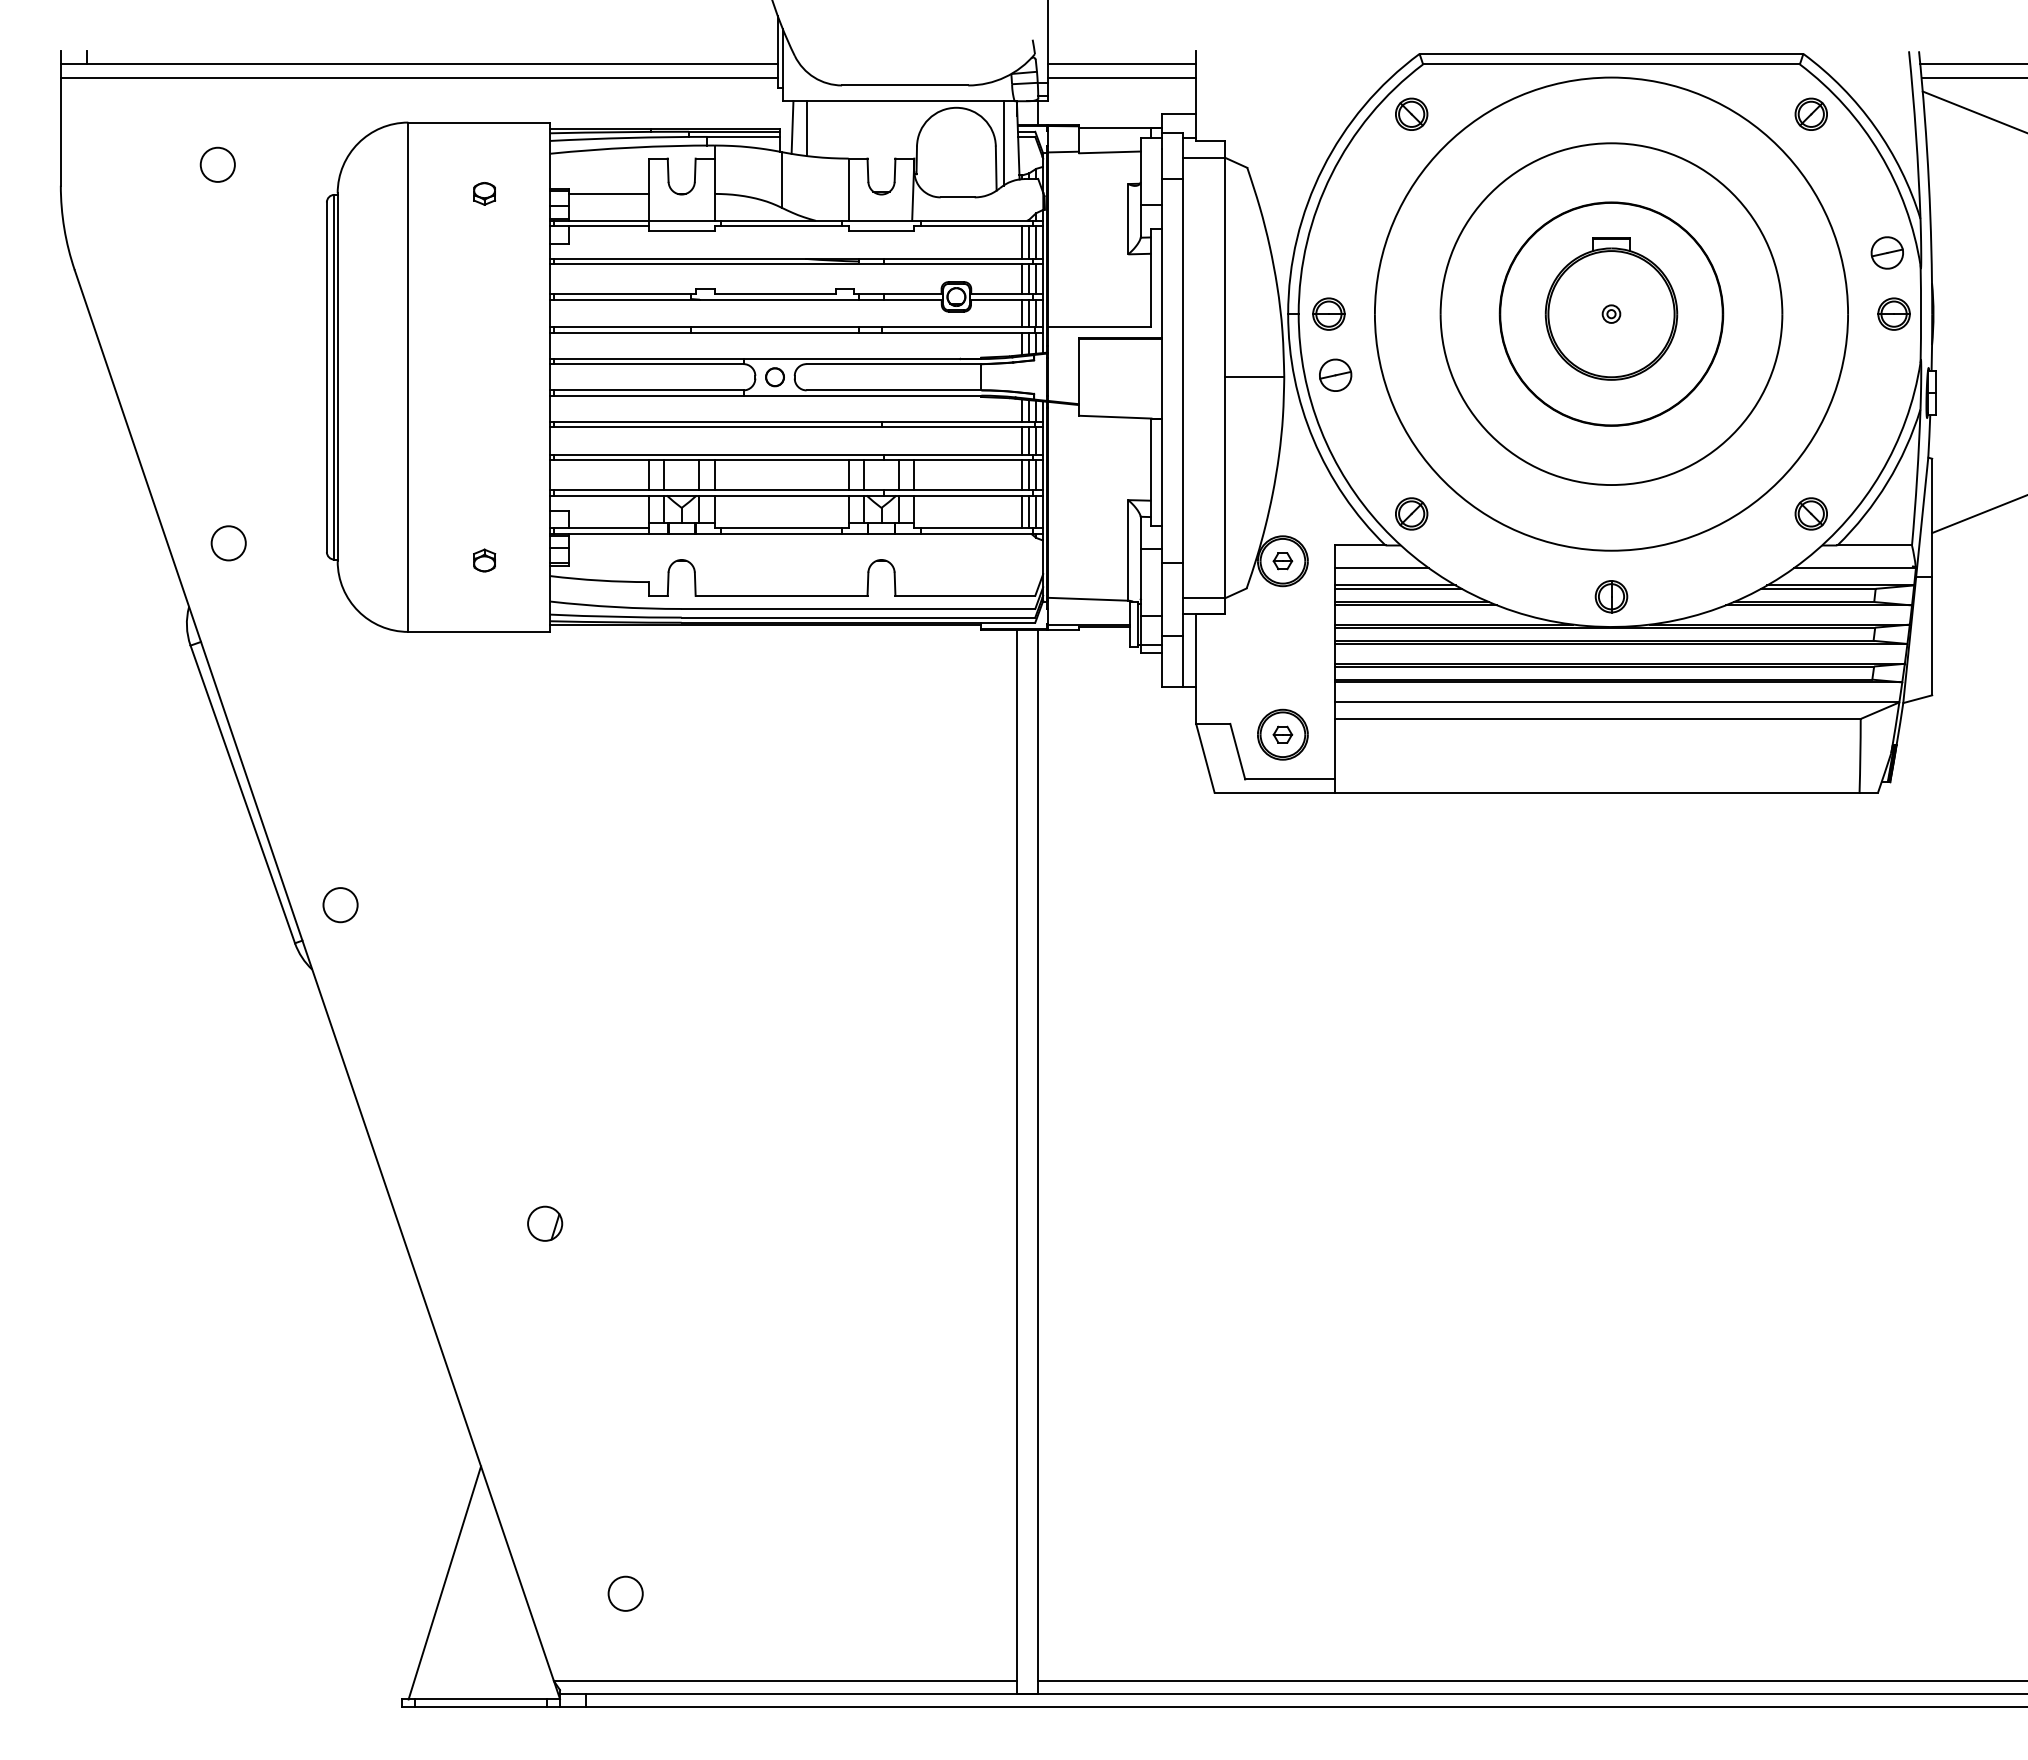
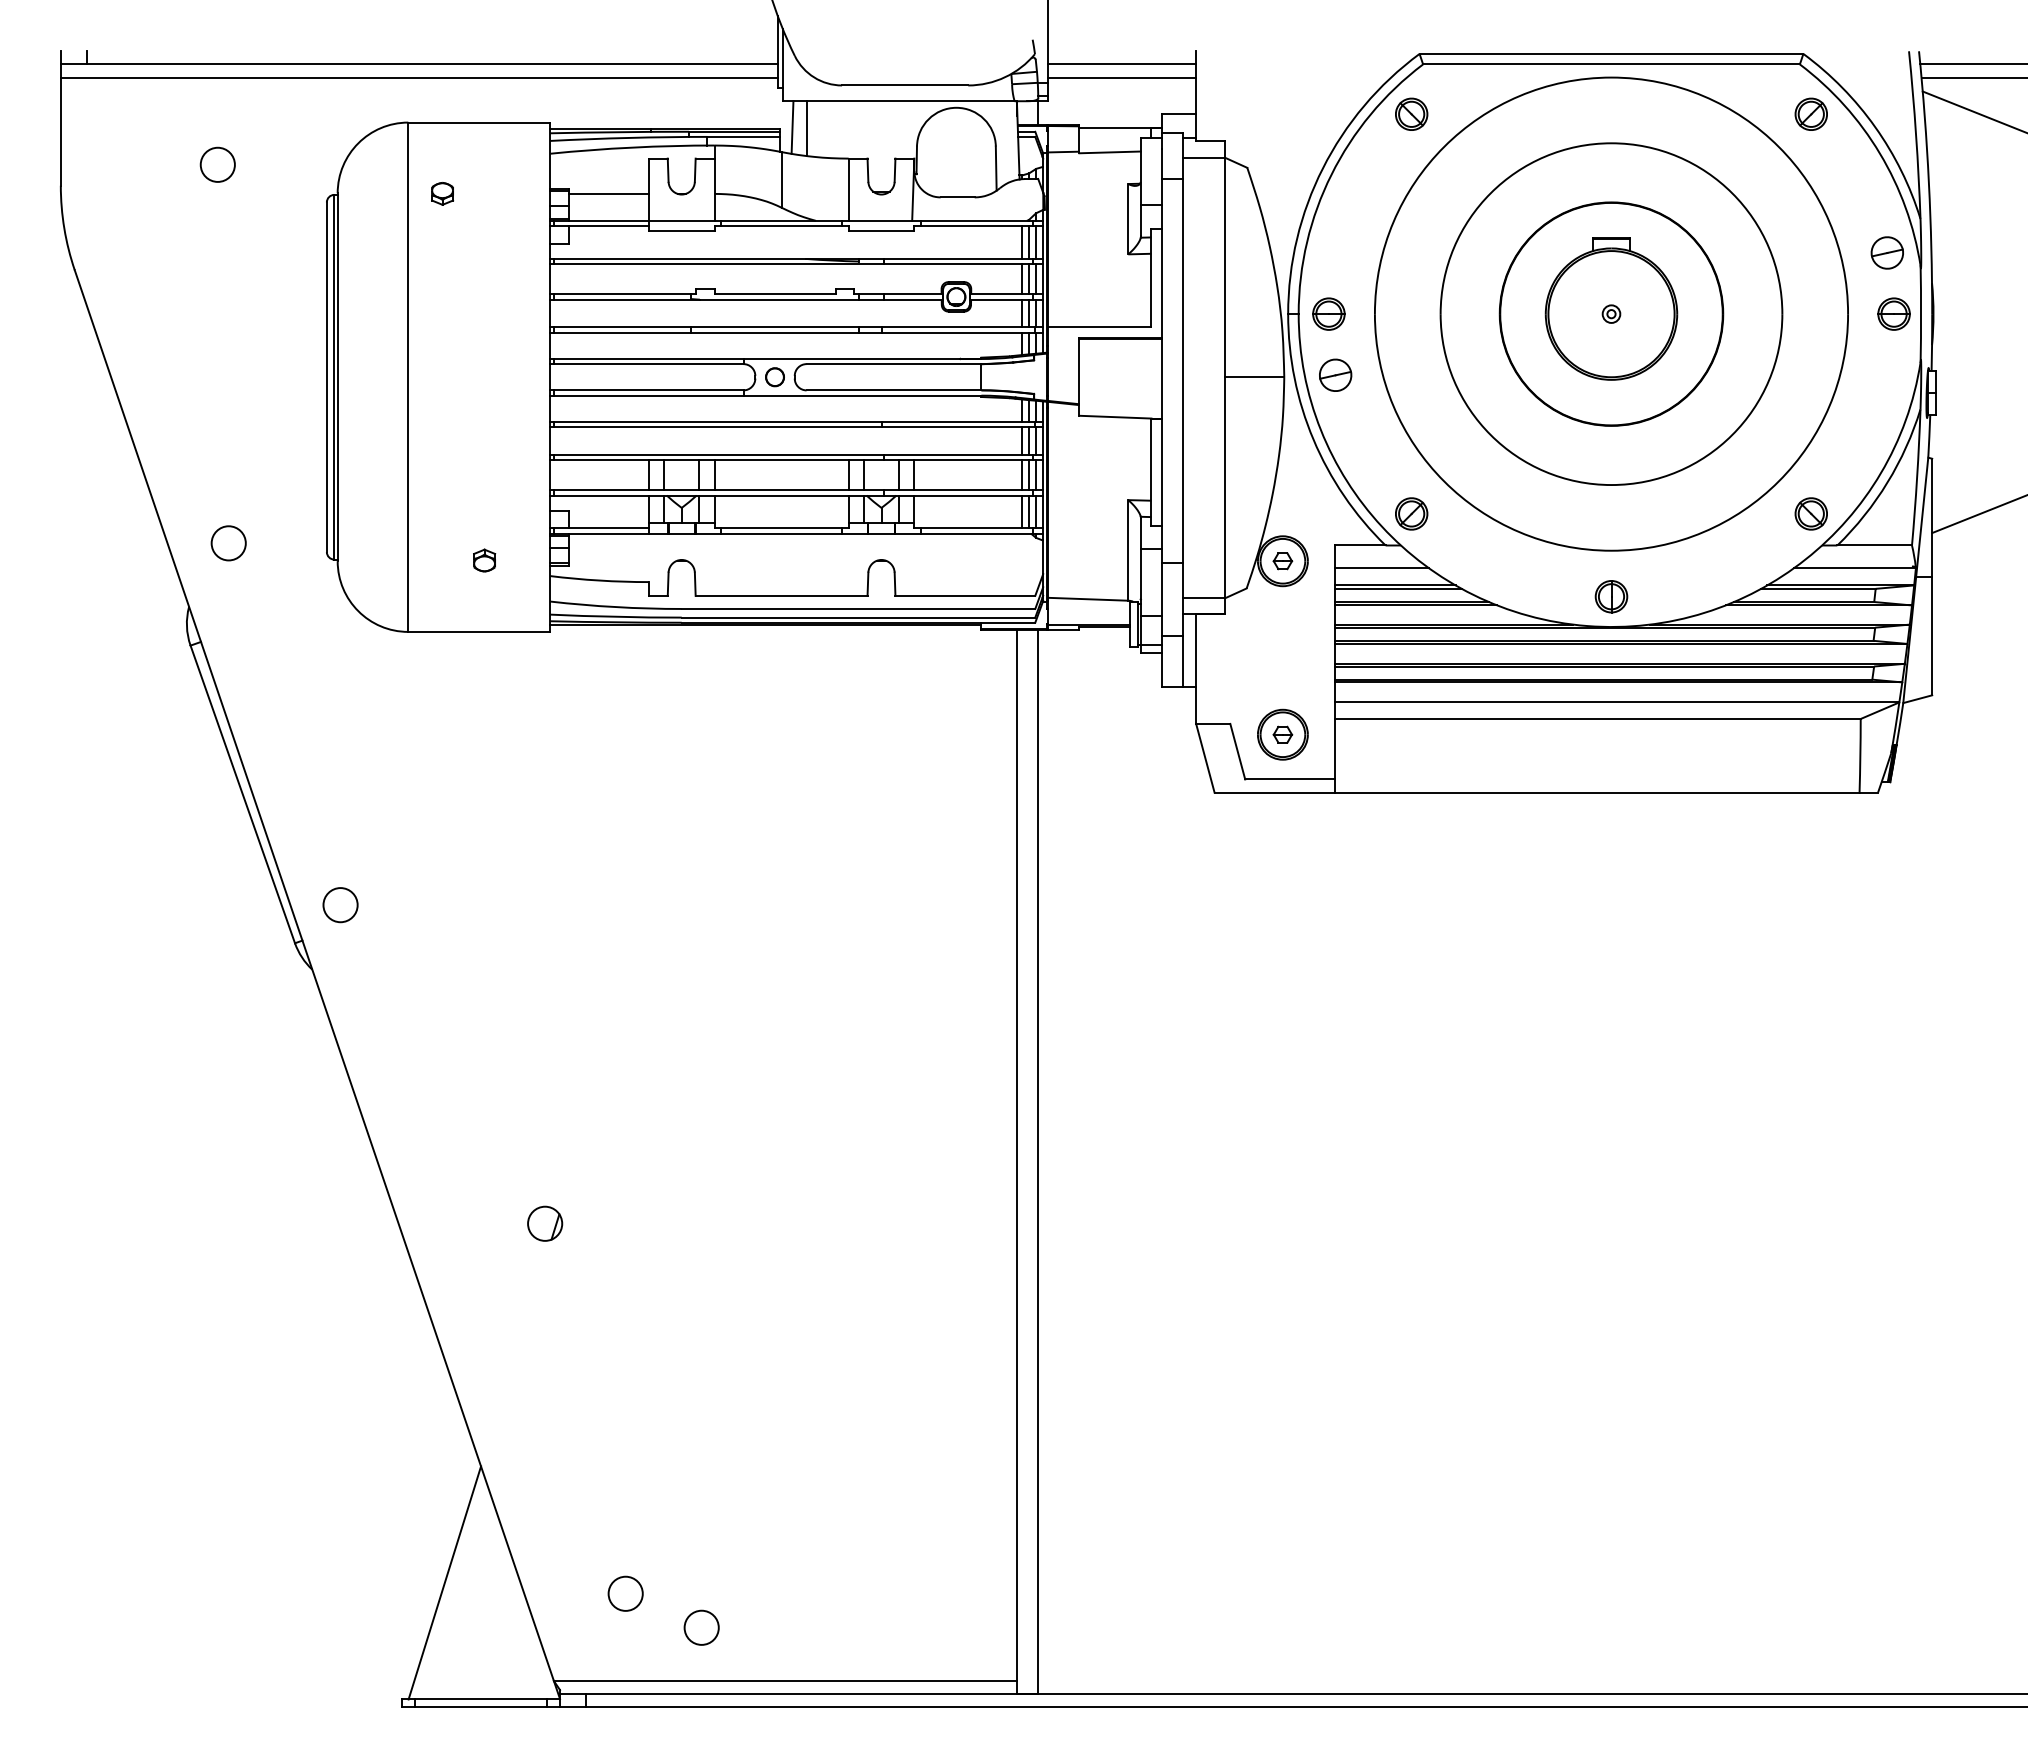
line: present -> none (1003, 143)
part position: (484, 193) -> (442, 193) (442, 193)
circle: none -> present (701, 1627)
line: present -> none (1531, 1681)
